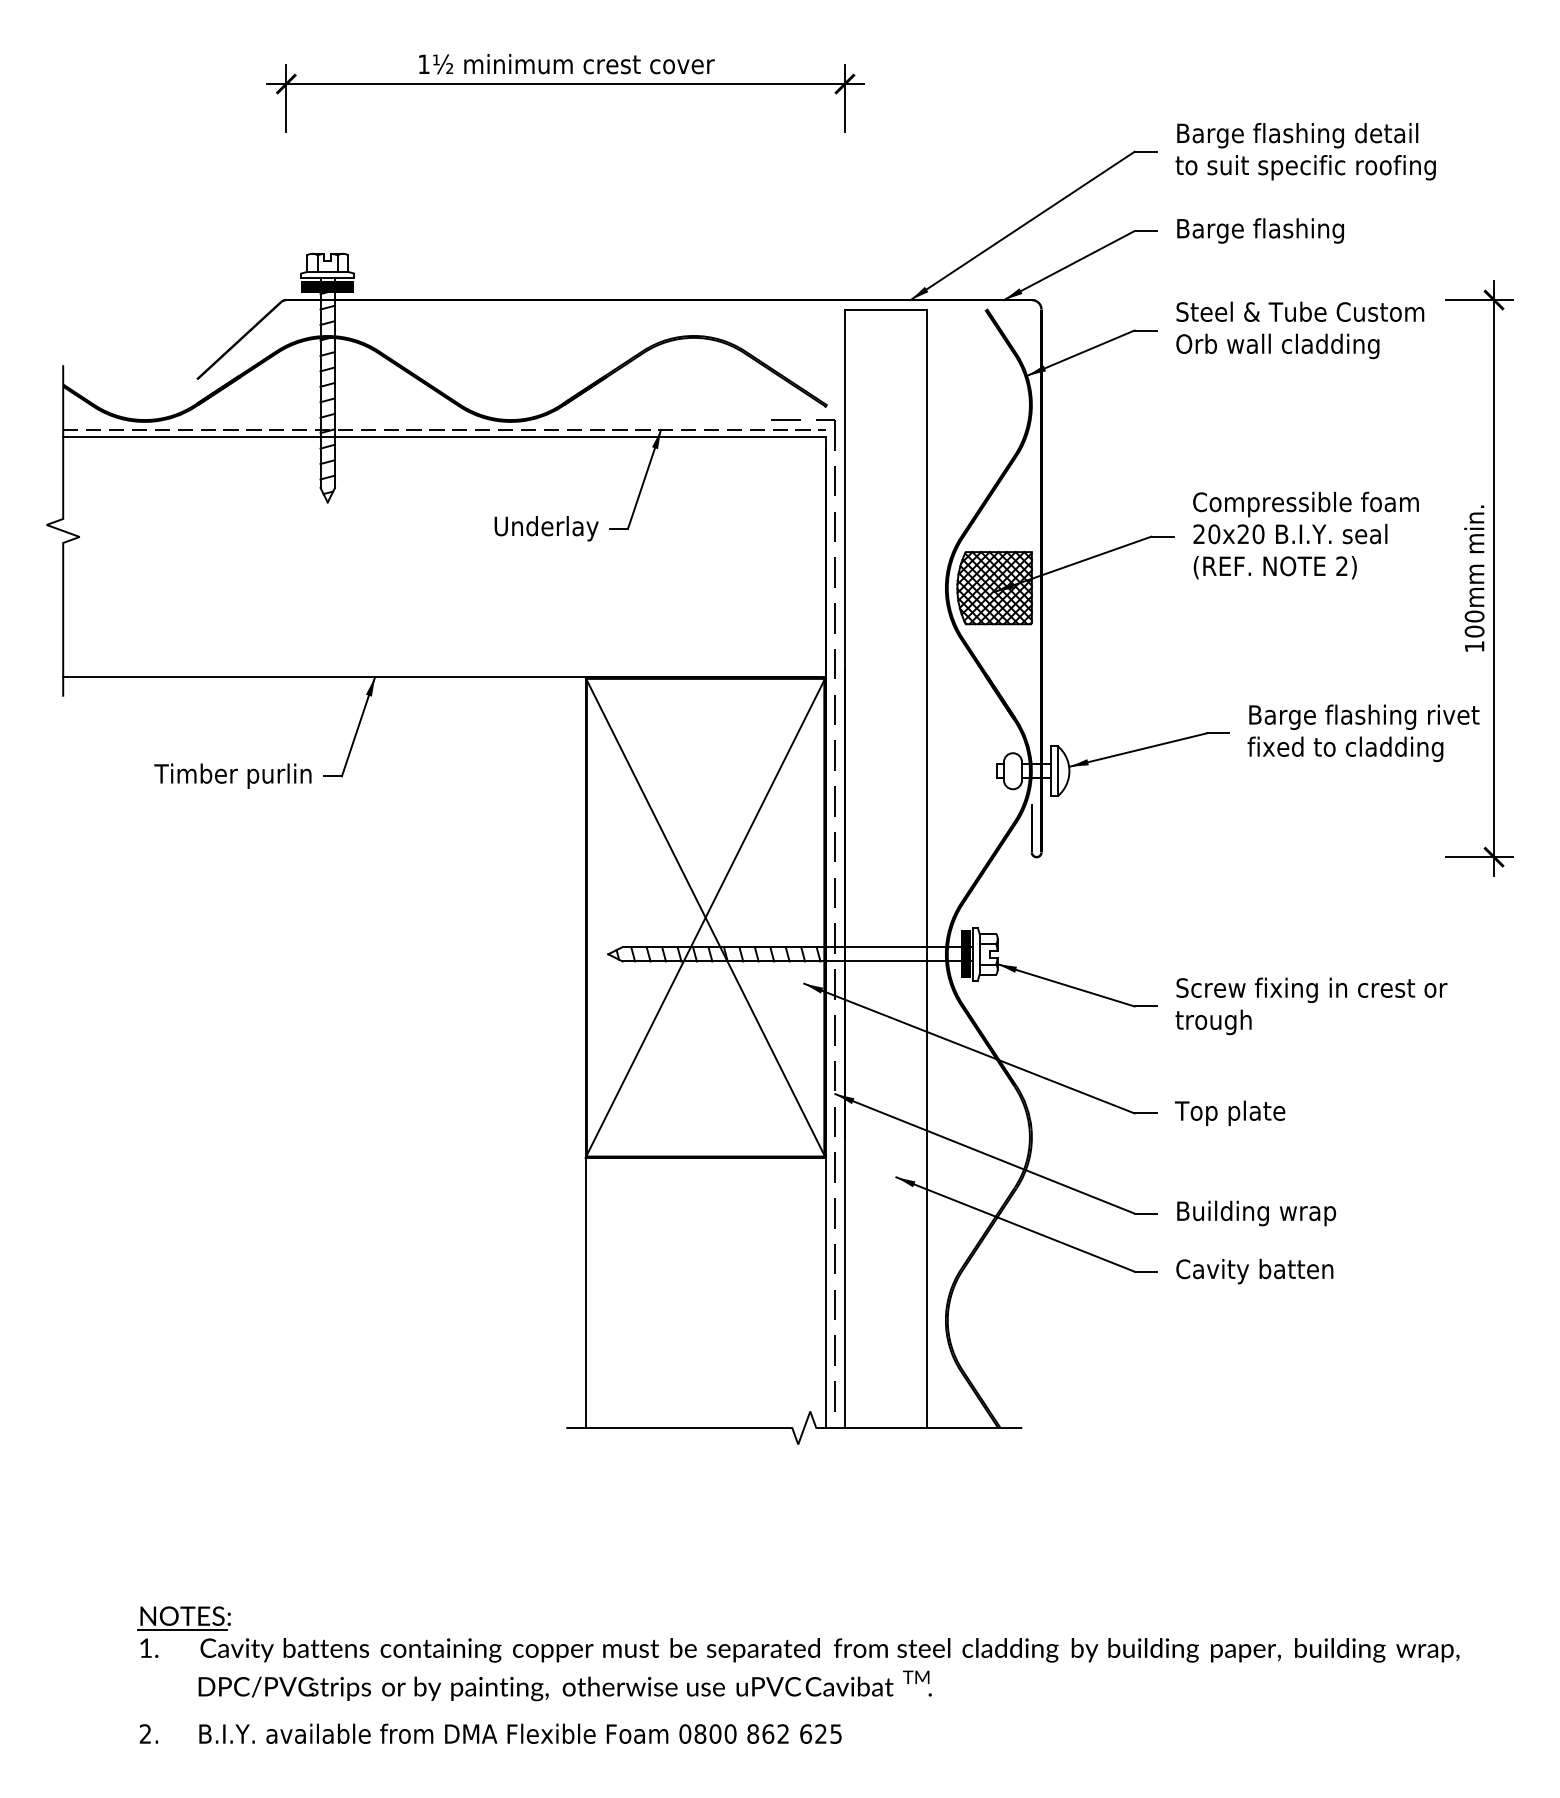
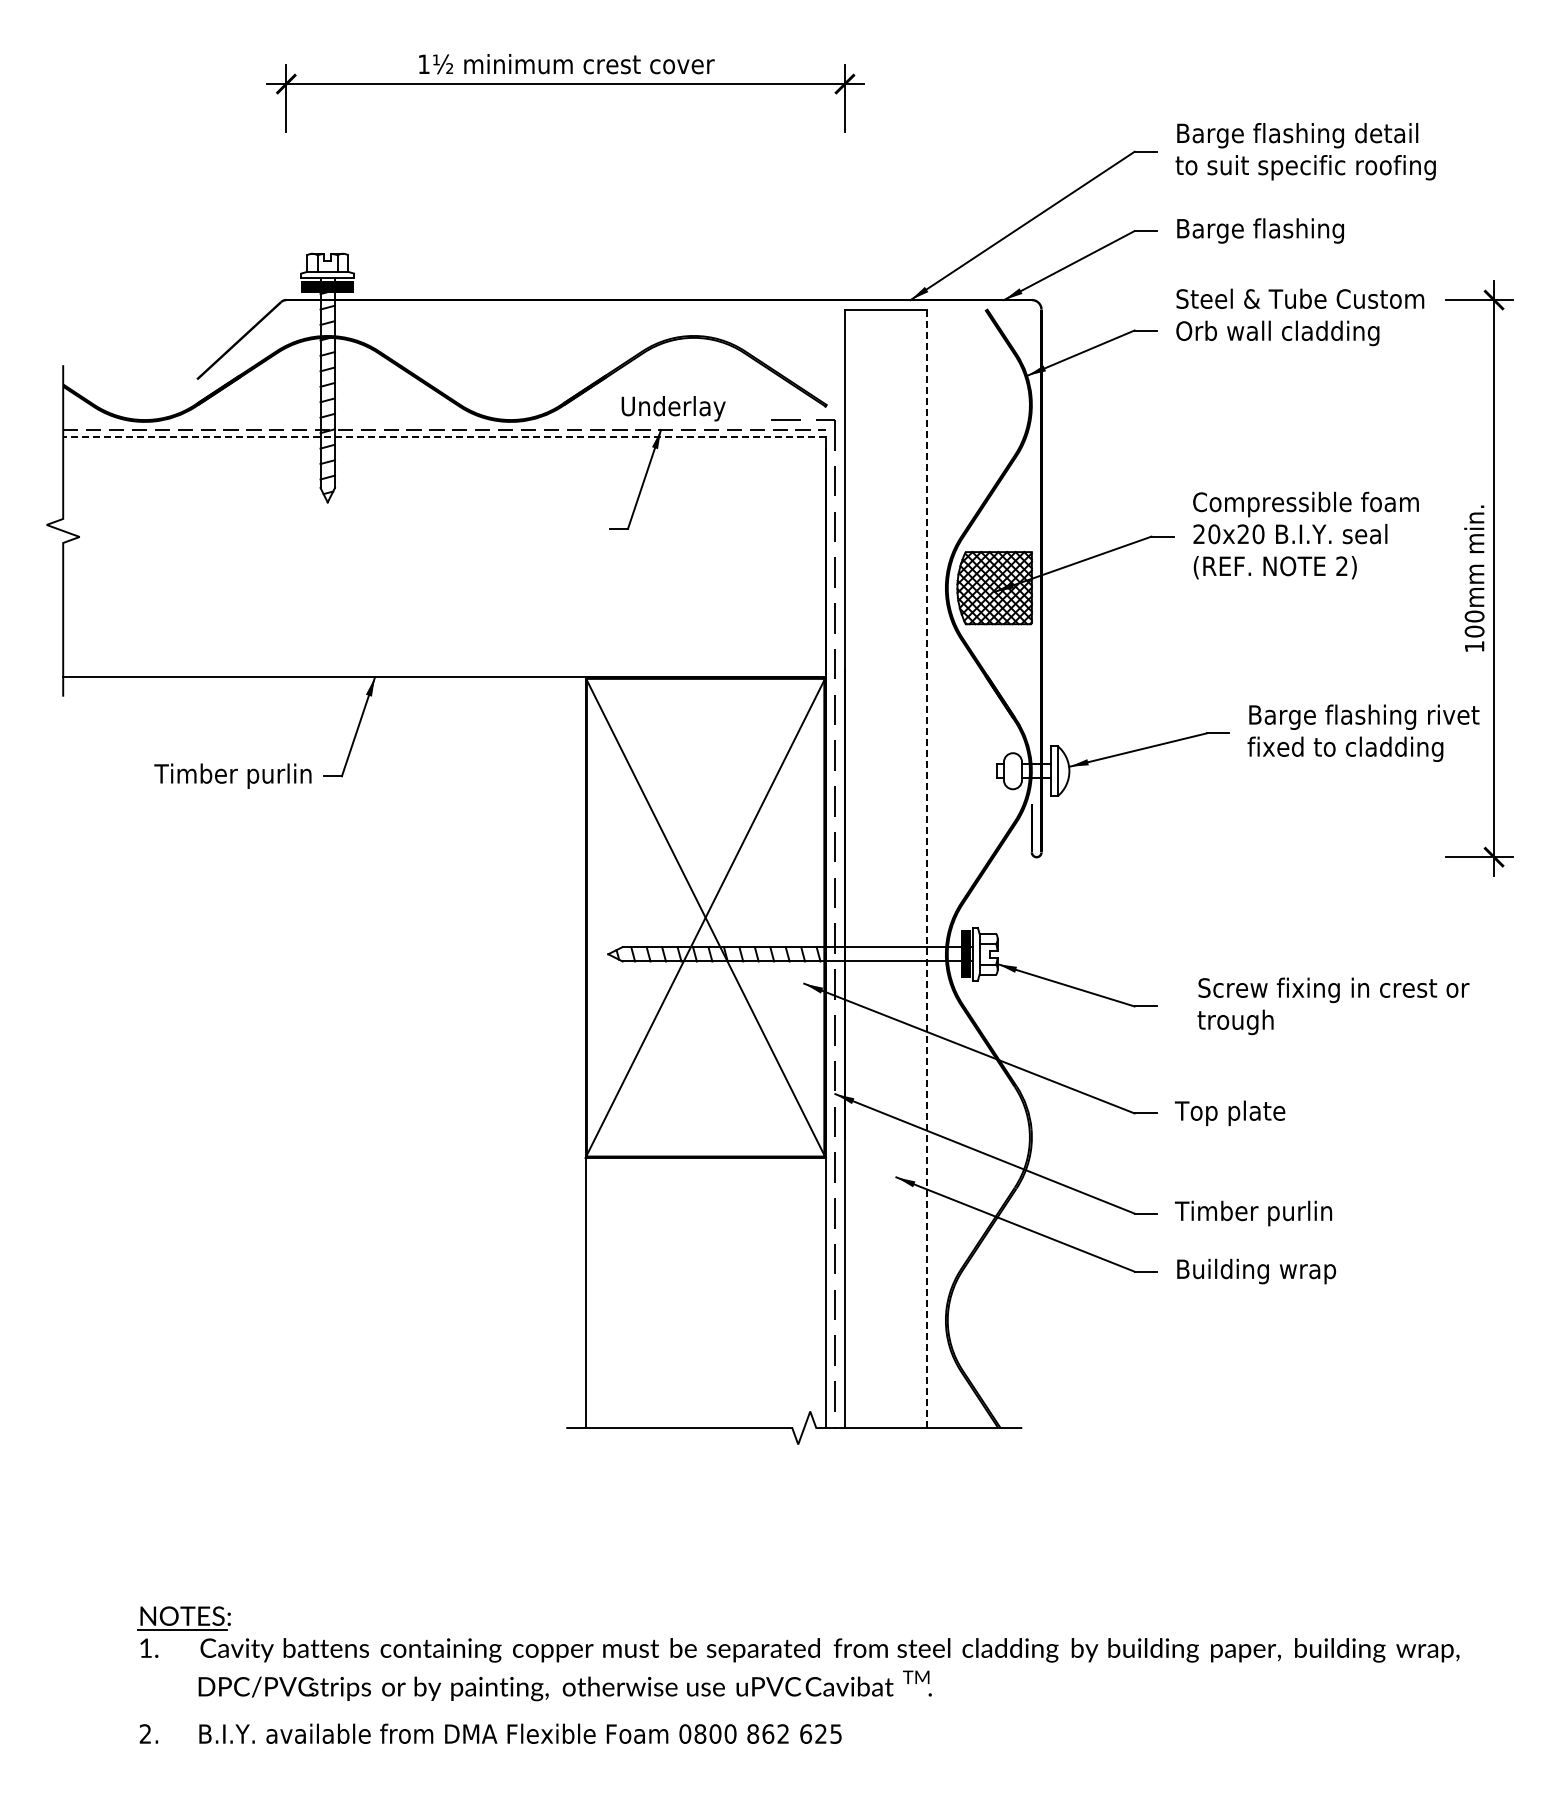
text position: (1300, 330) -> (1300, 317) (1300, 317)
line: solid -> dashed (443, 437)
text position: (546, 528) -> (673, 408) (673, 408)
line: solid -> dashed (926, 868)
text position: (1311, 1006) -> (1333, 1006) (1333, 1006)
text: Building wrap -> Timber purlin (1255, 1213)
text: Cavity batten -> Building wrap (1256, 1271)
